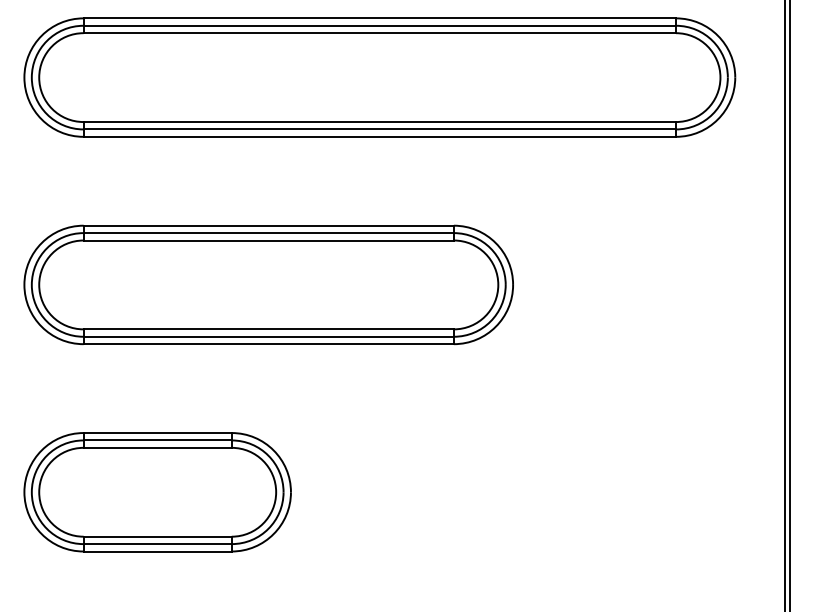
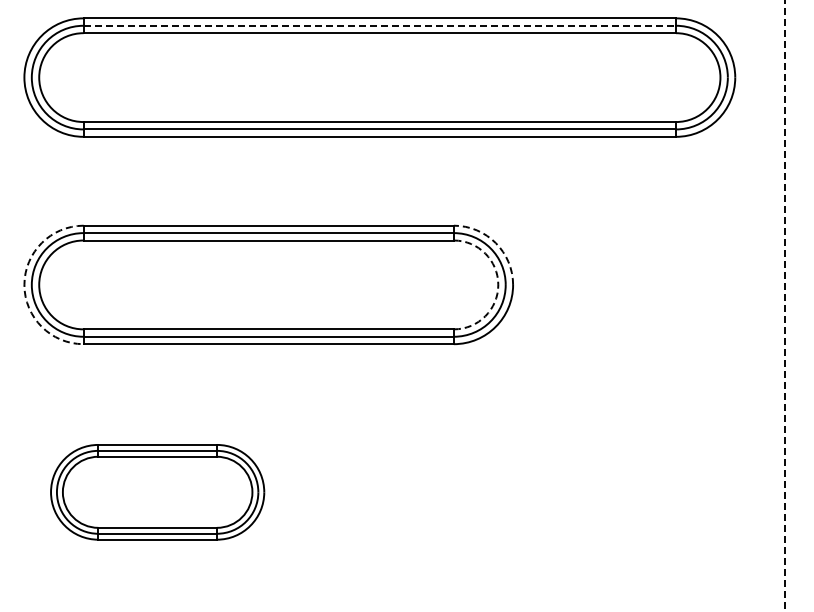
line: solid -> dashed (380, 25)
arc: solid -> dashed (495, 243)
arc: solid -> dashed (24, 284)
arc: solid -> dashed (498, 284)
line: solid -> dashed (784, 305)
line: present -> none (789, 305)
part size: 269x121 px -> 216x97 px (157, 492)
